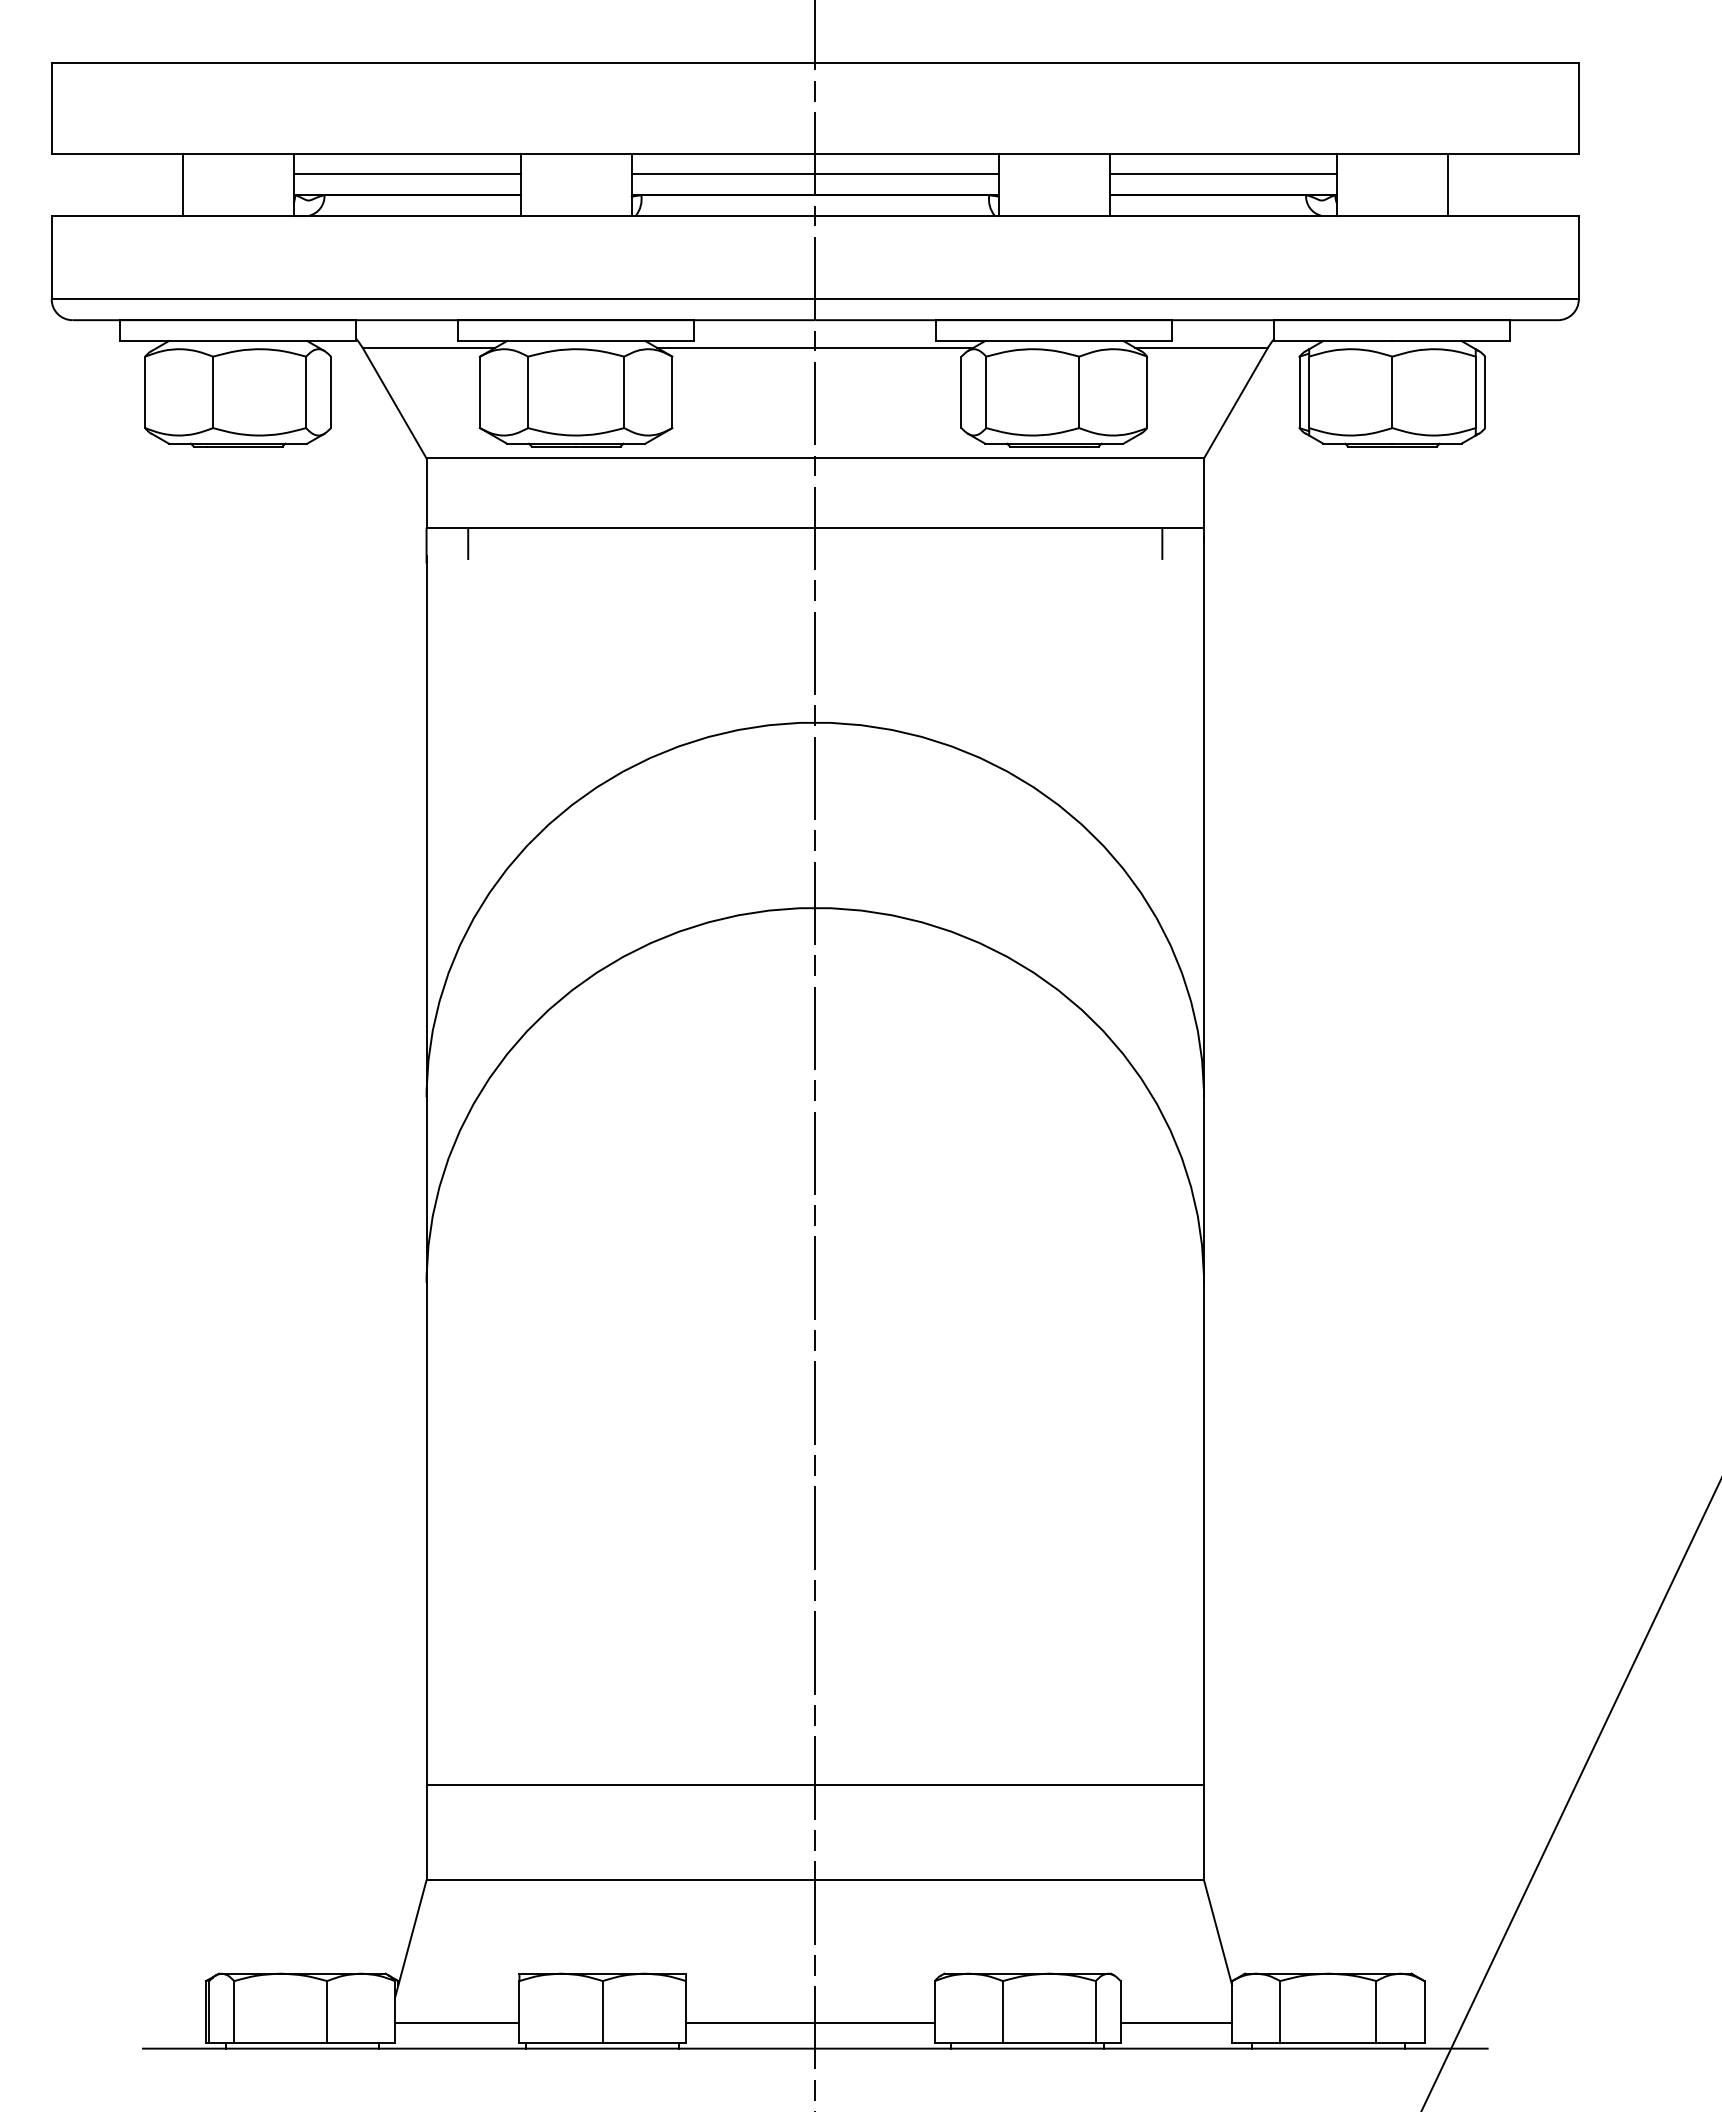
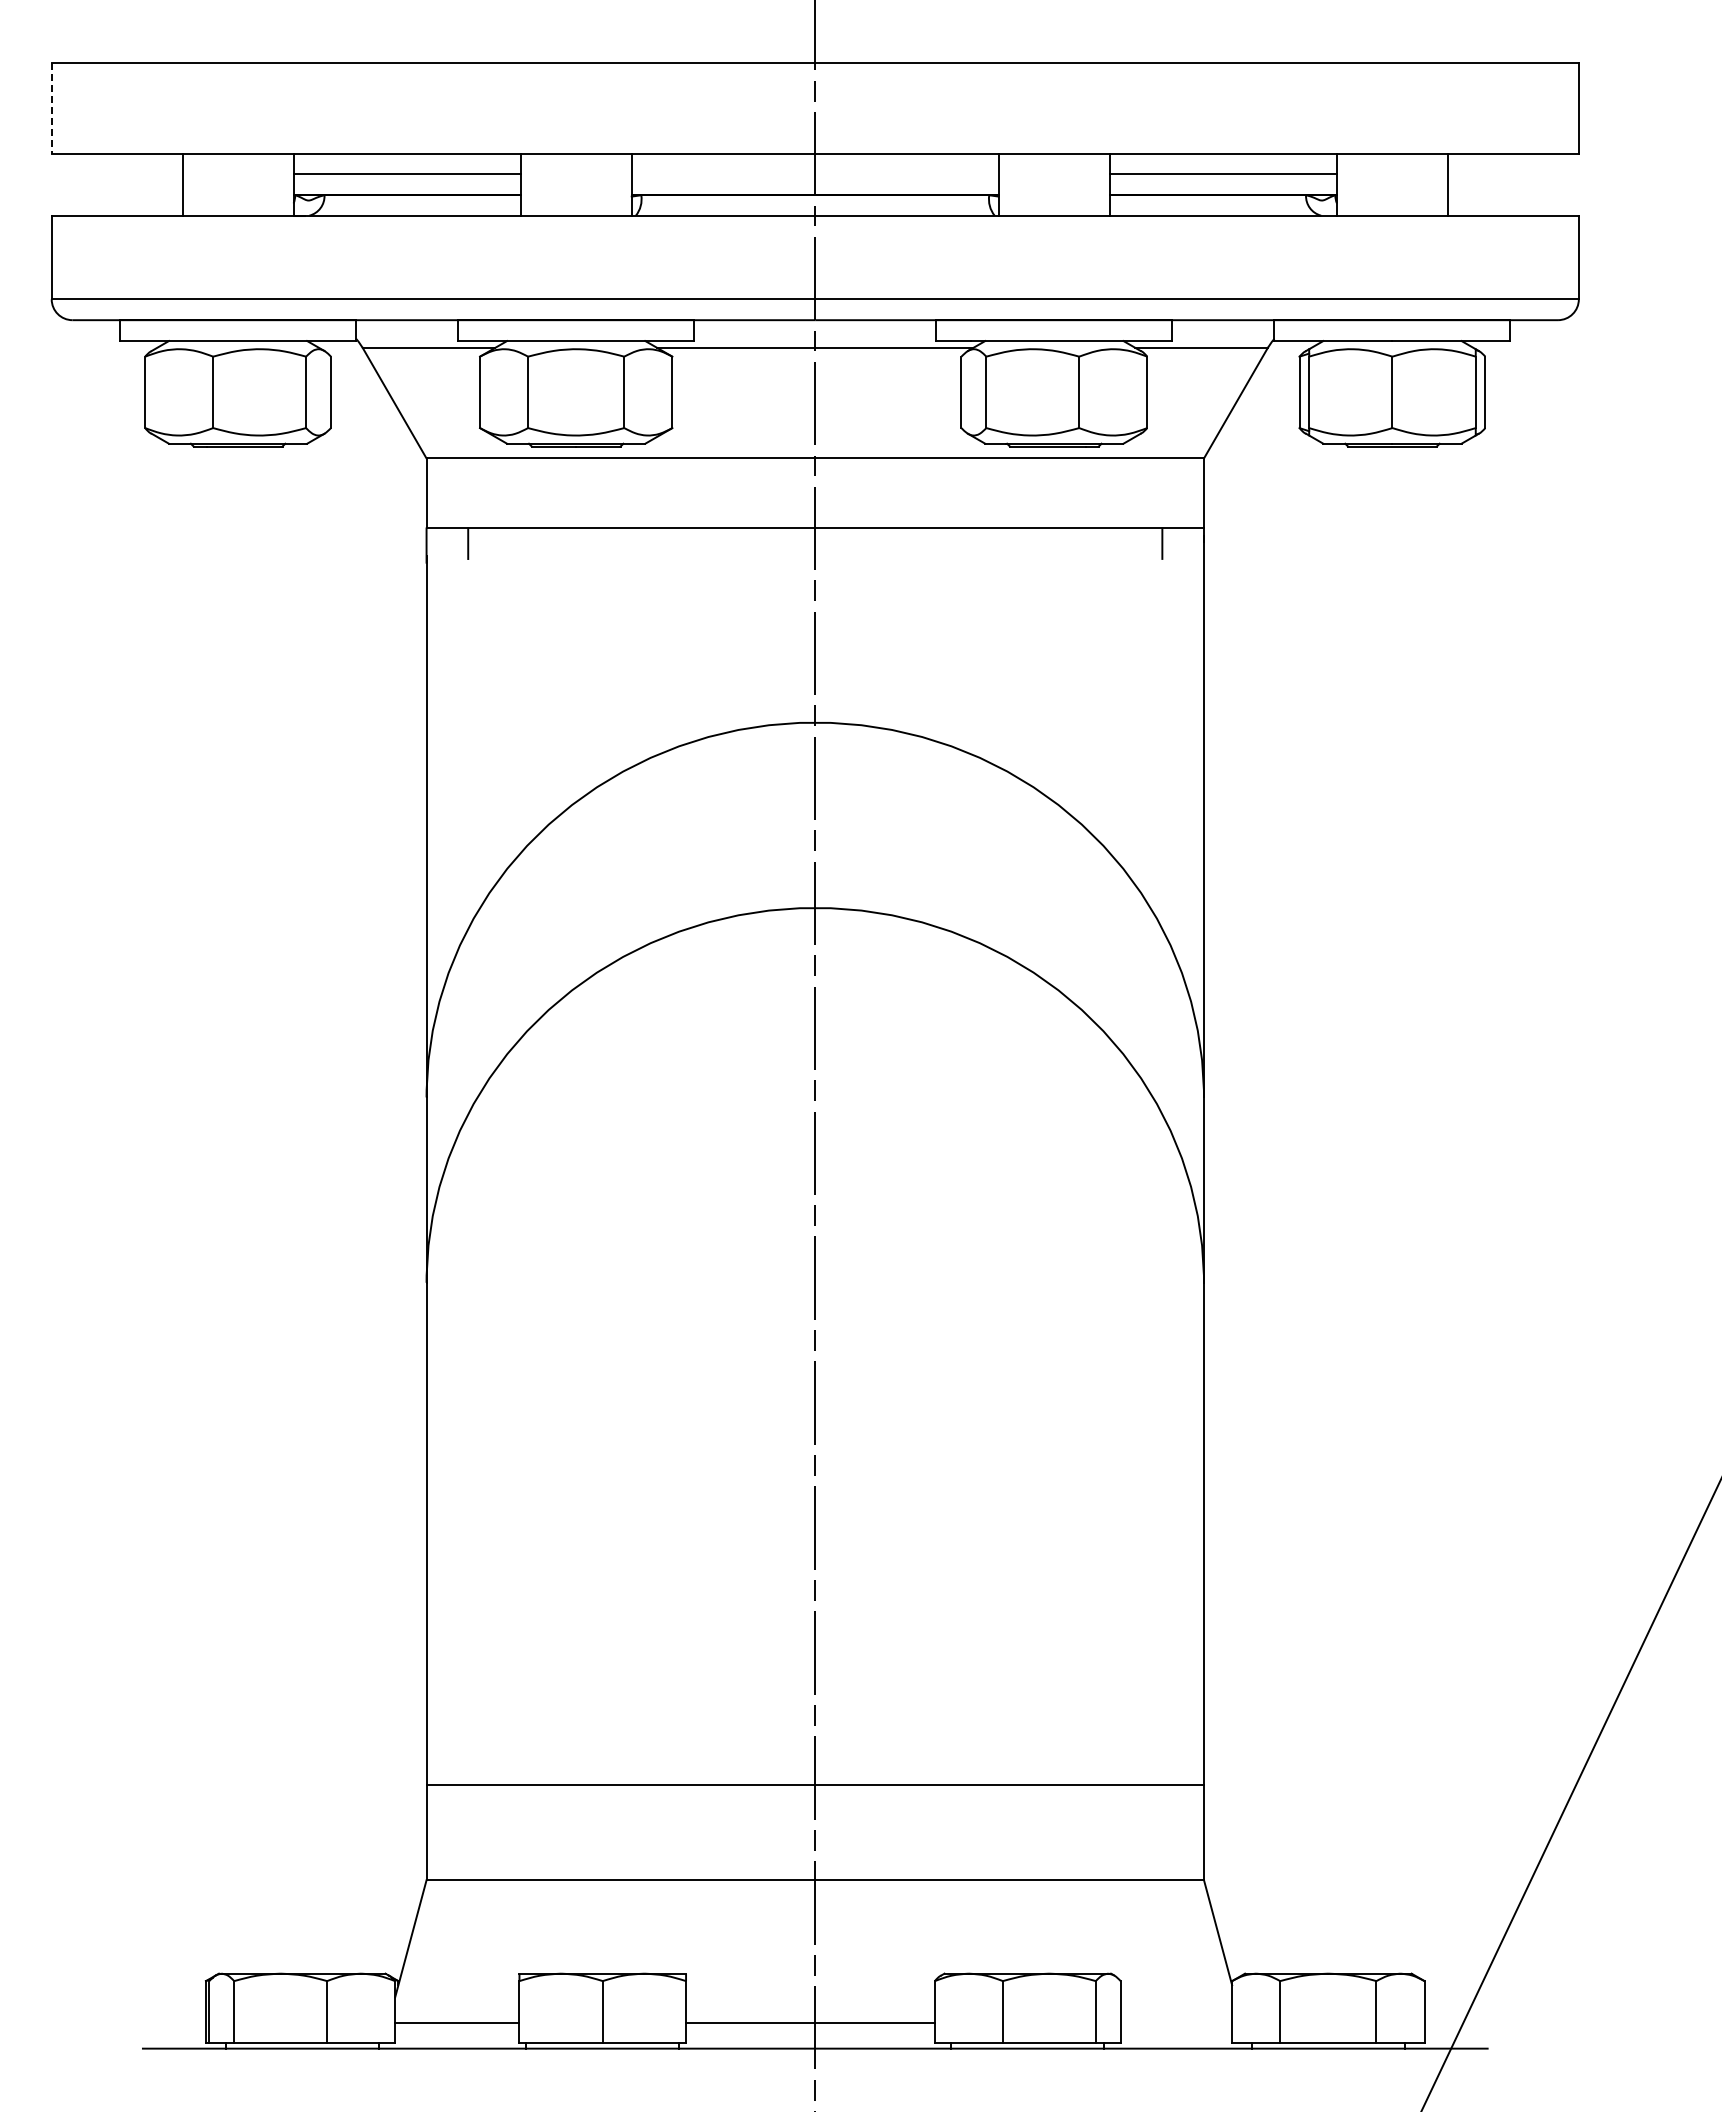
line: solid -> dashed (51, 108)
line: present -> none (814, 174)
line: present -> none (1176, 2022)
